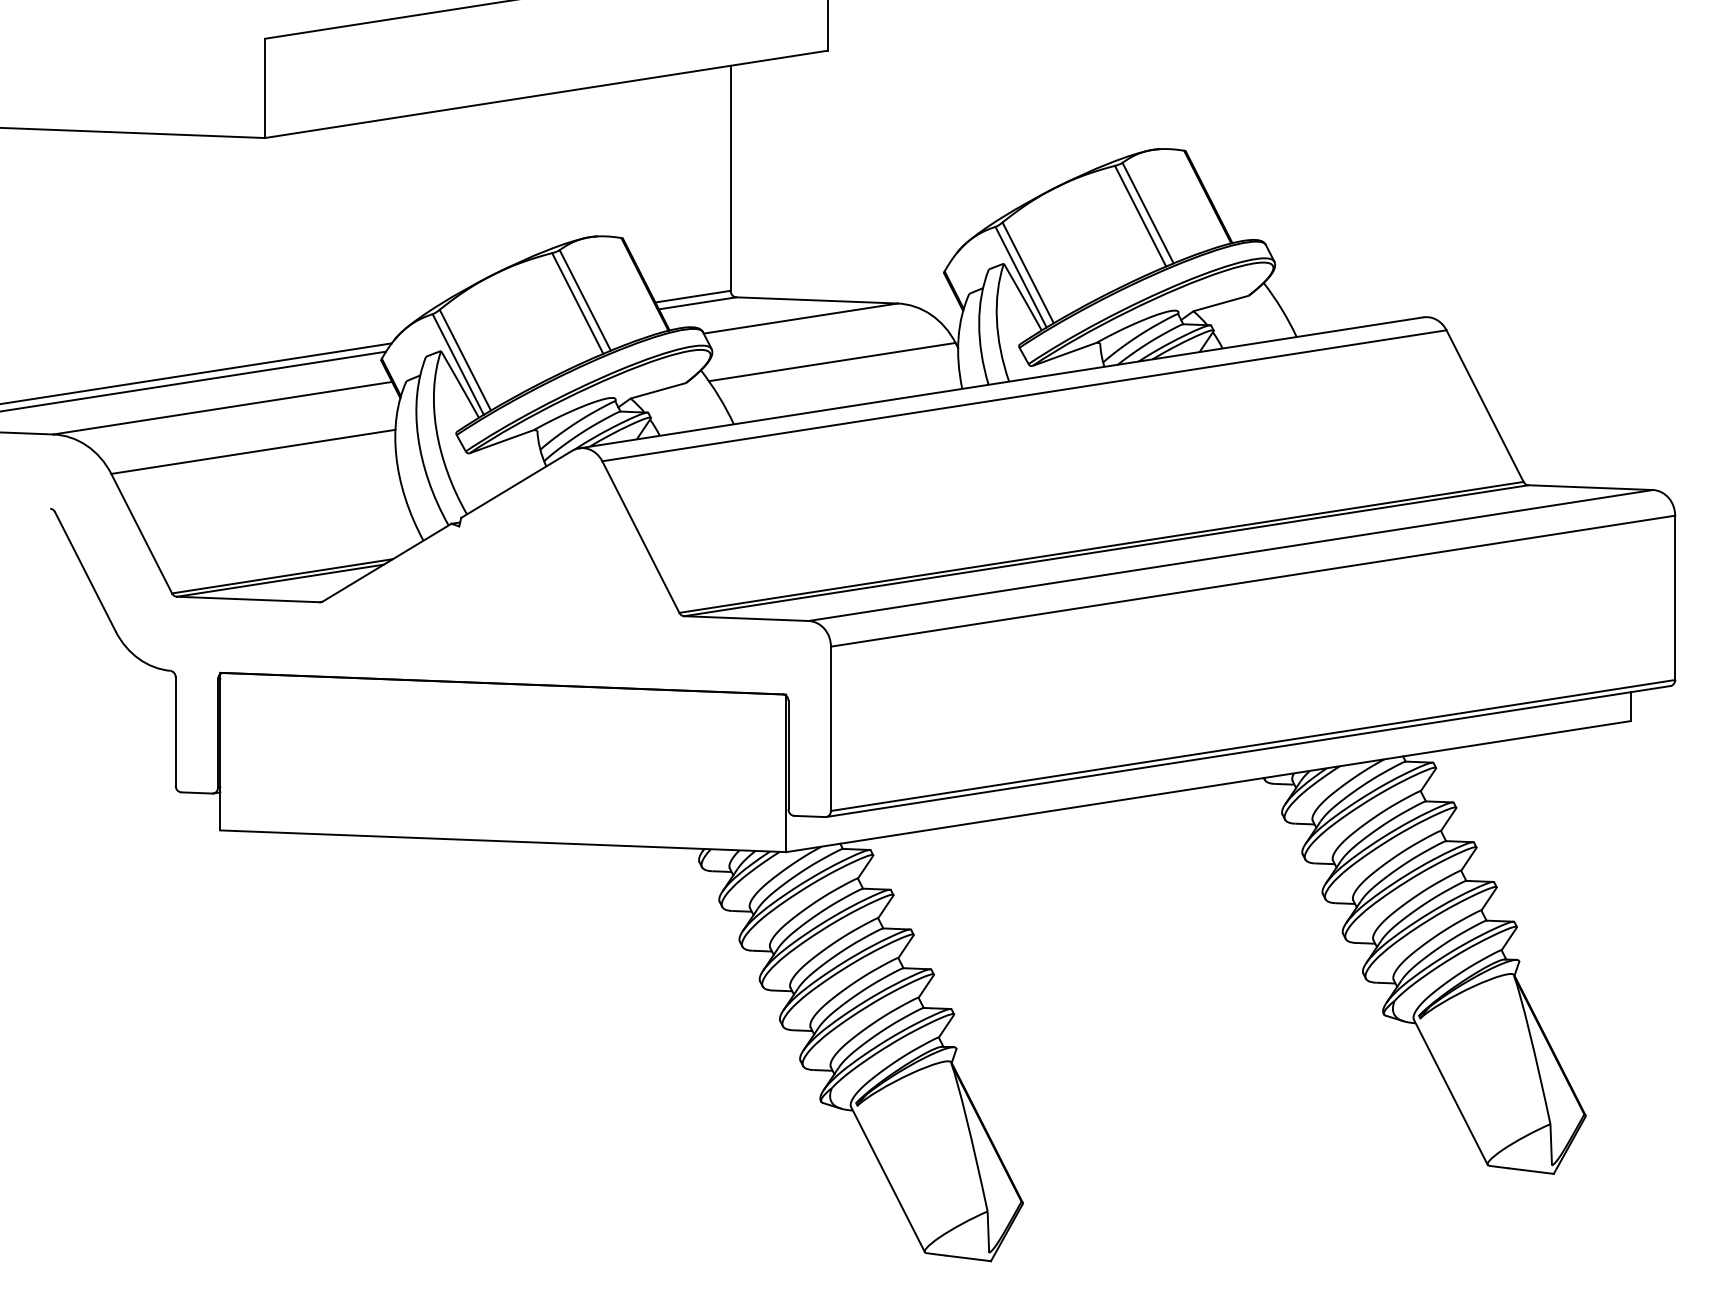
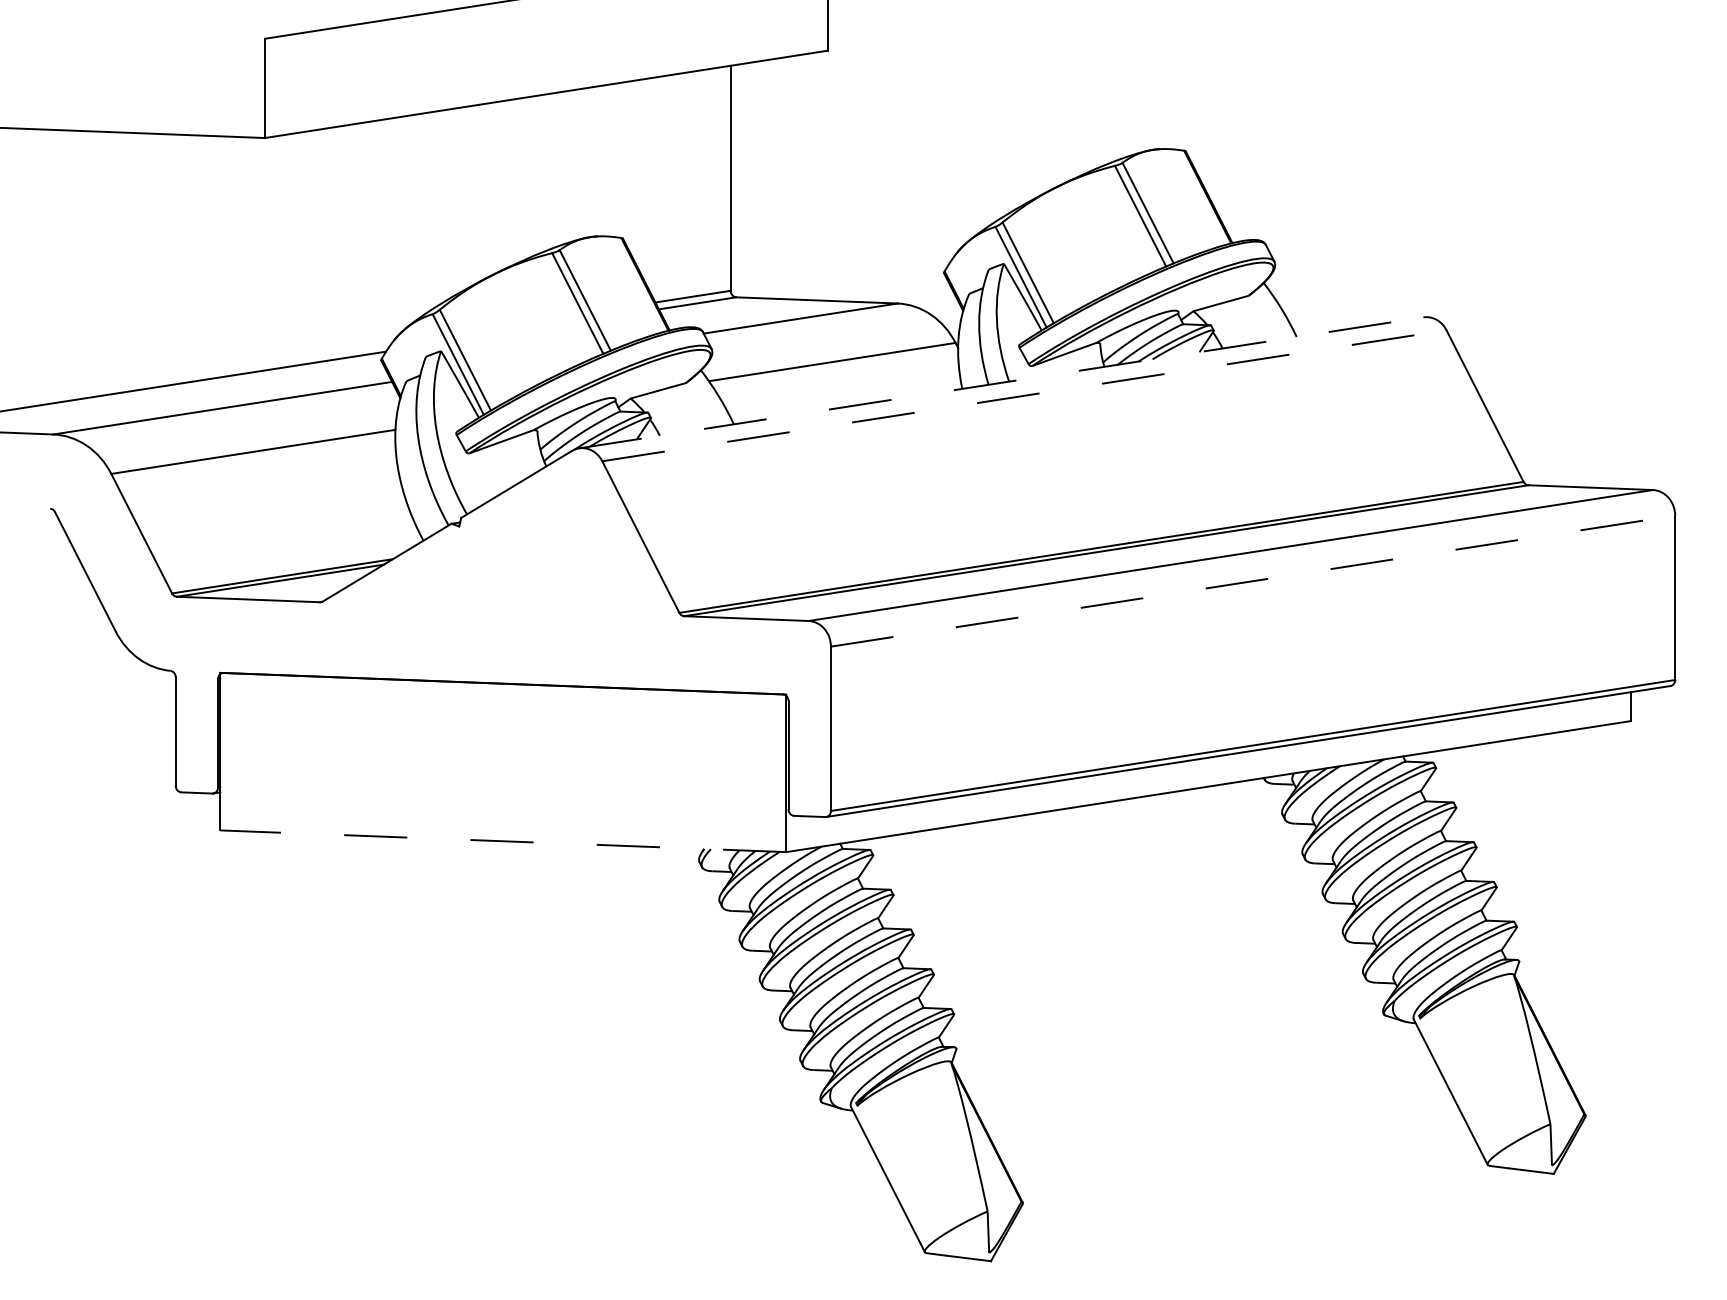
line: present -> none (196, 373)
line: solid -> dashed (1001, 382)
line: solid -> dashed (1024, 395)
line: solid -> dashed (1253, 581)
line: solid -> dashed (502, 841)
